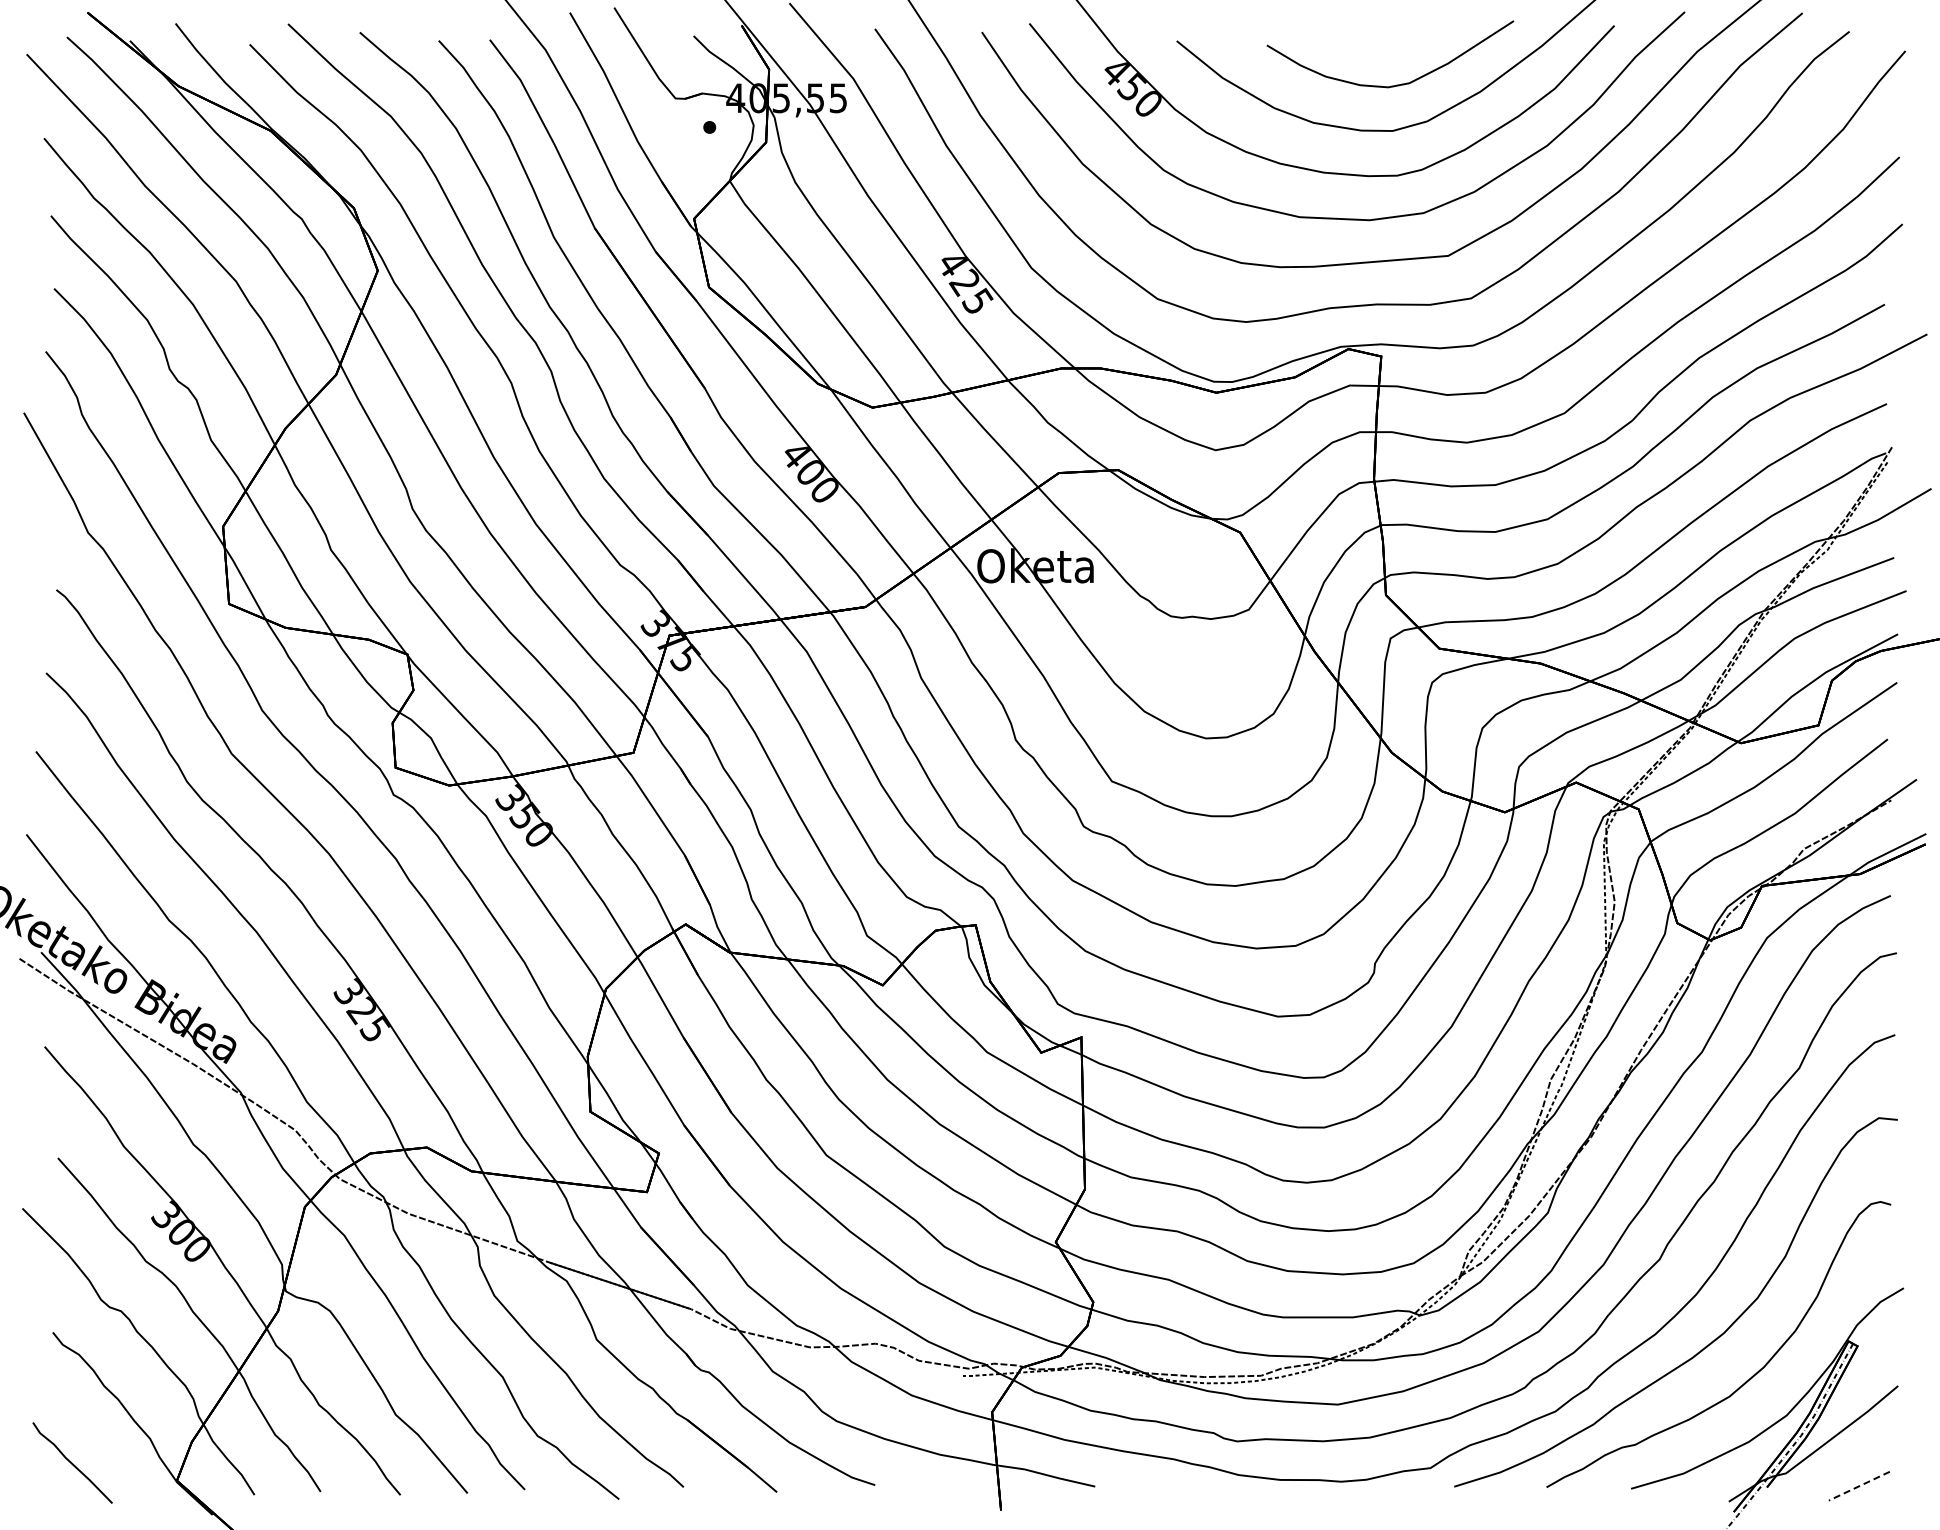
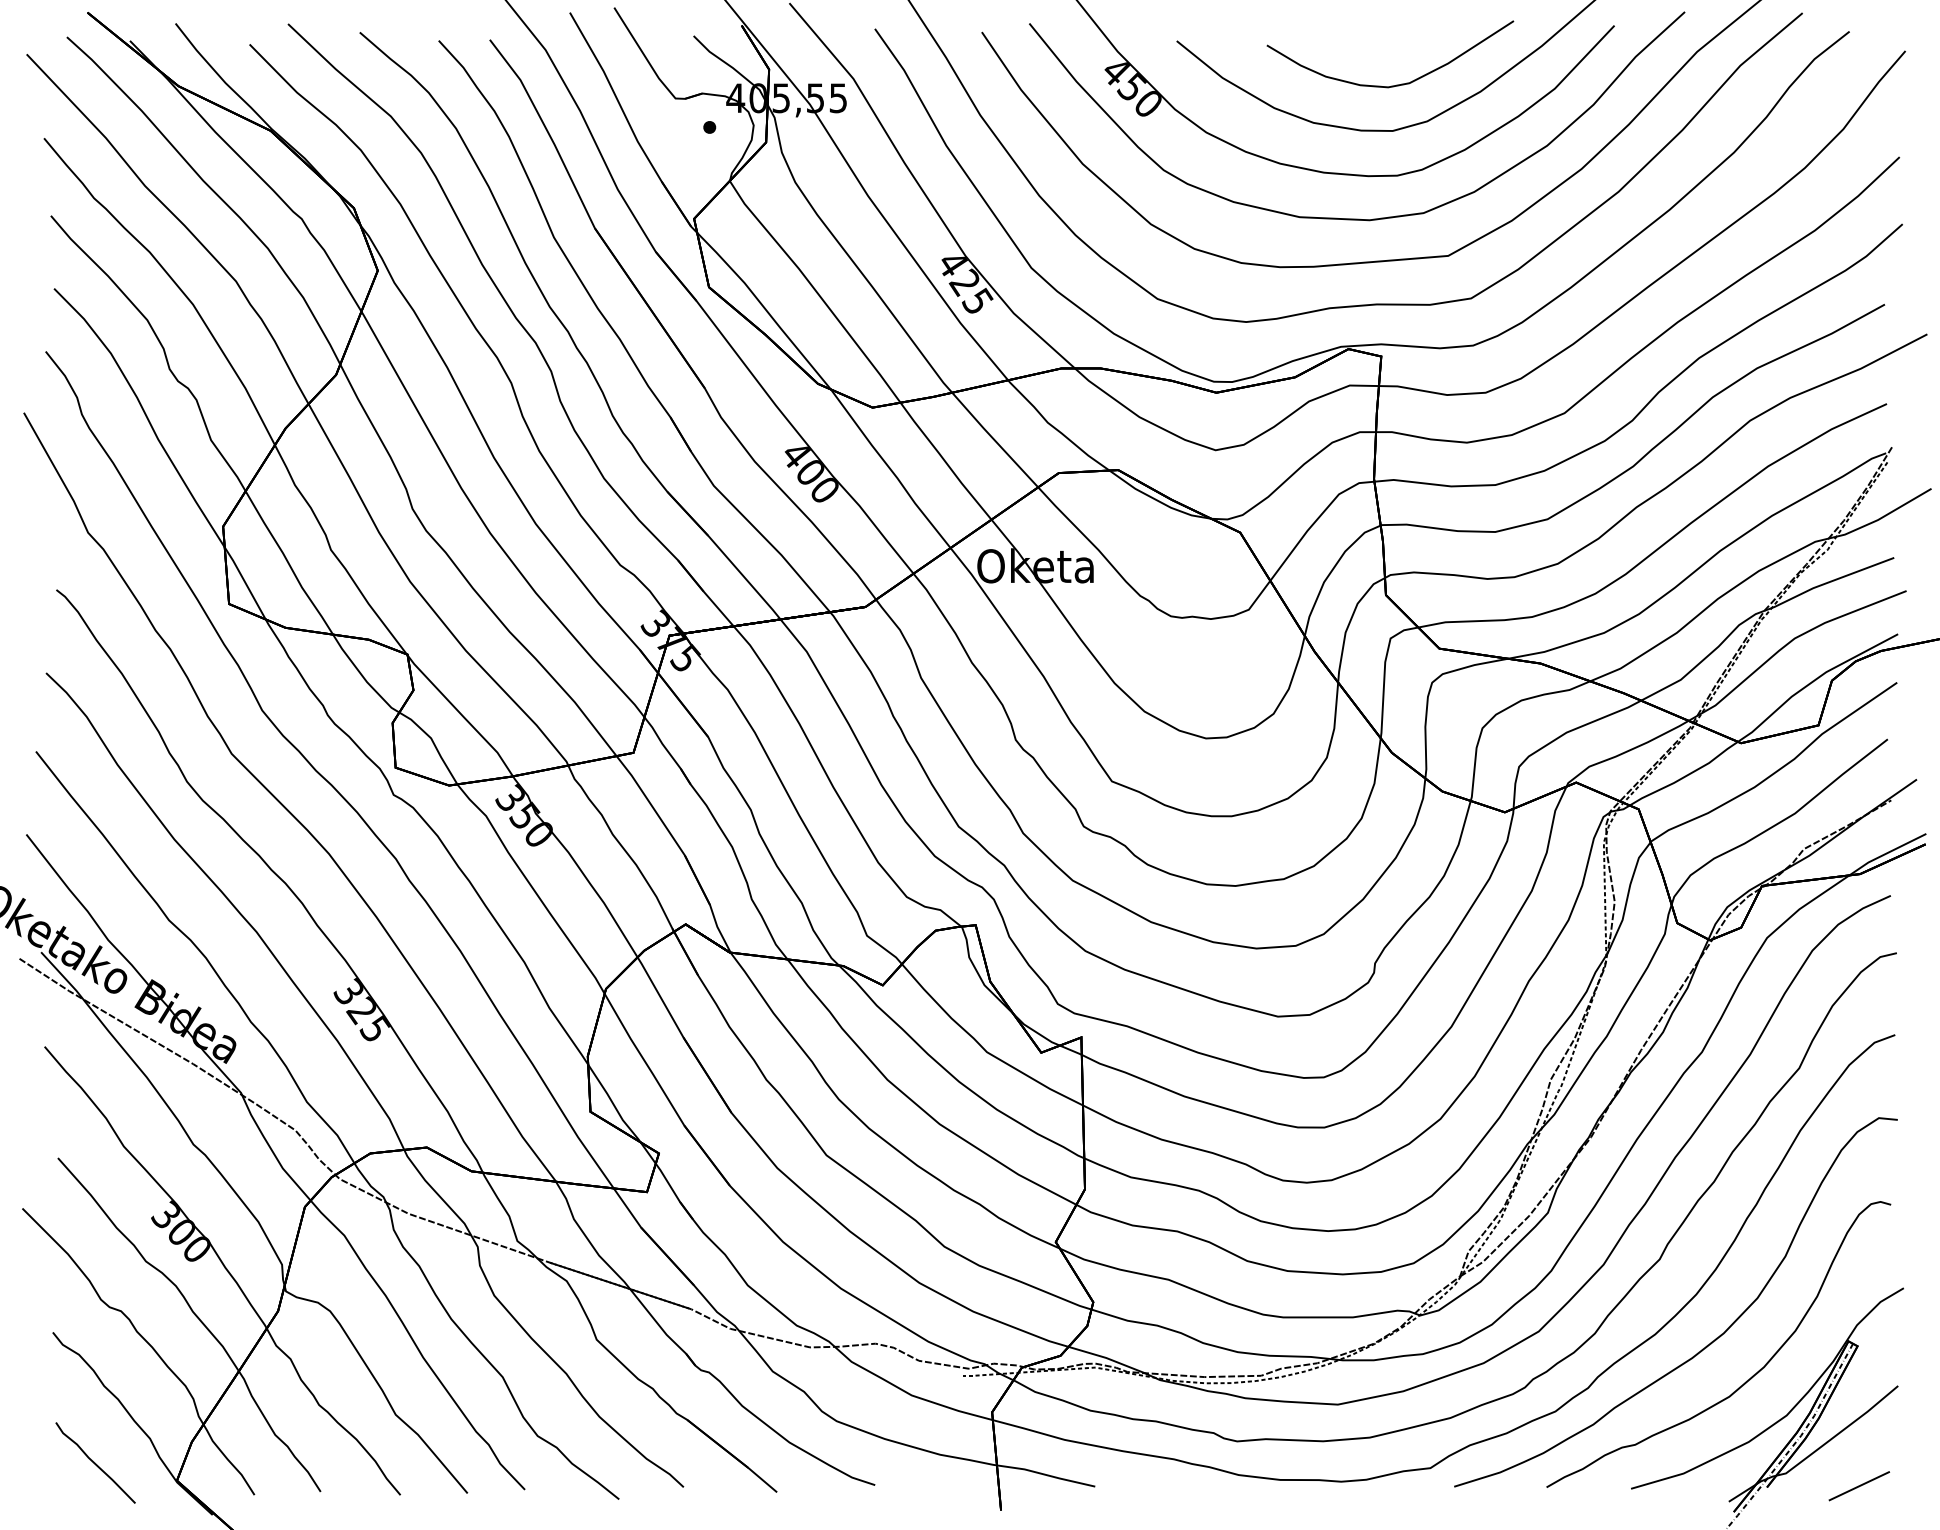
curve position: (72, 1462) -> (95, 1462) (95, 1462)
line: dashed -> solid (1859, 1486)
